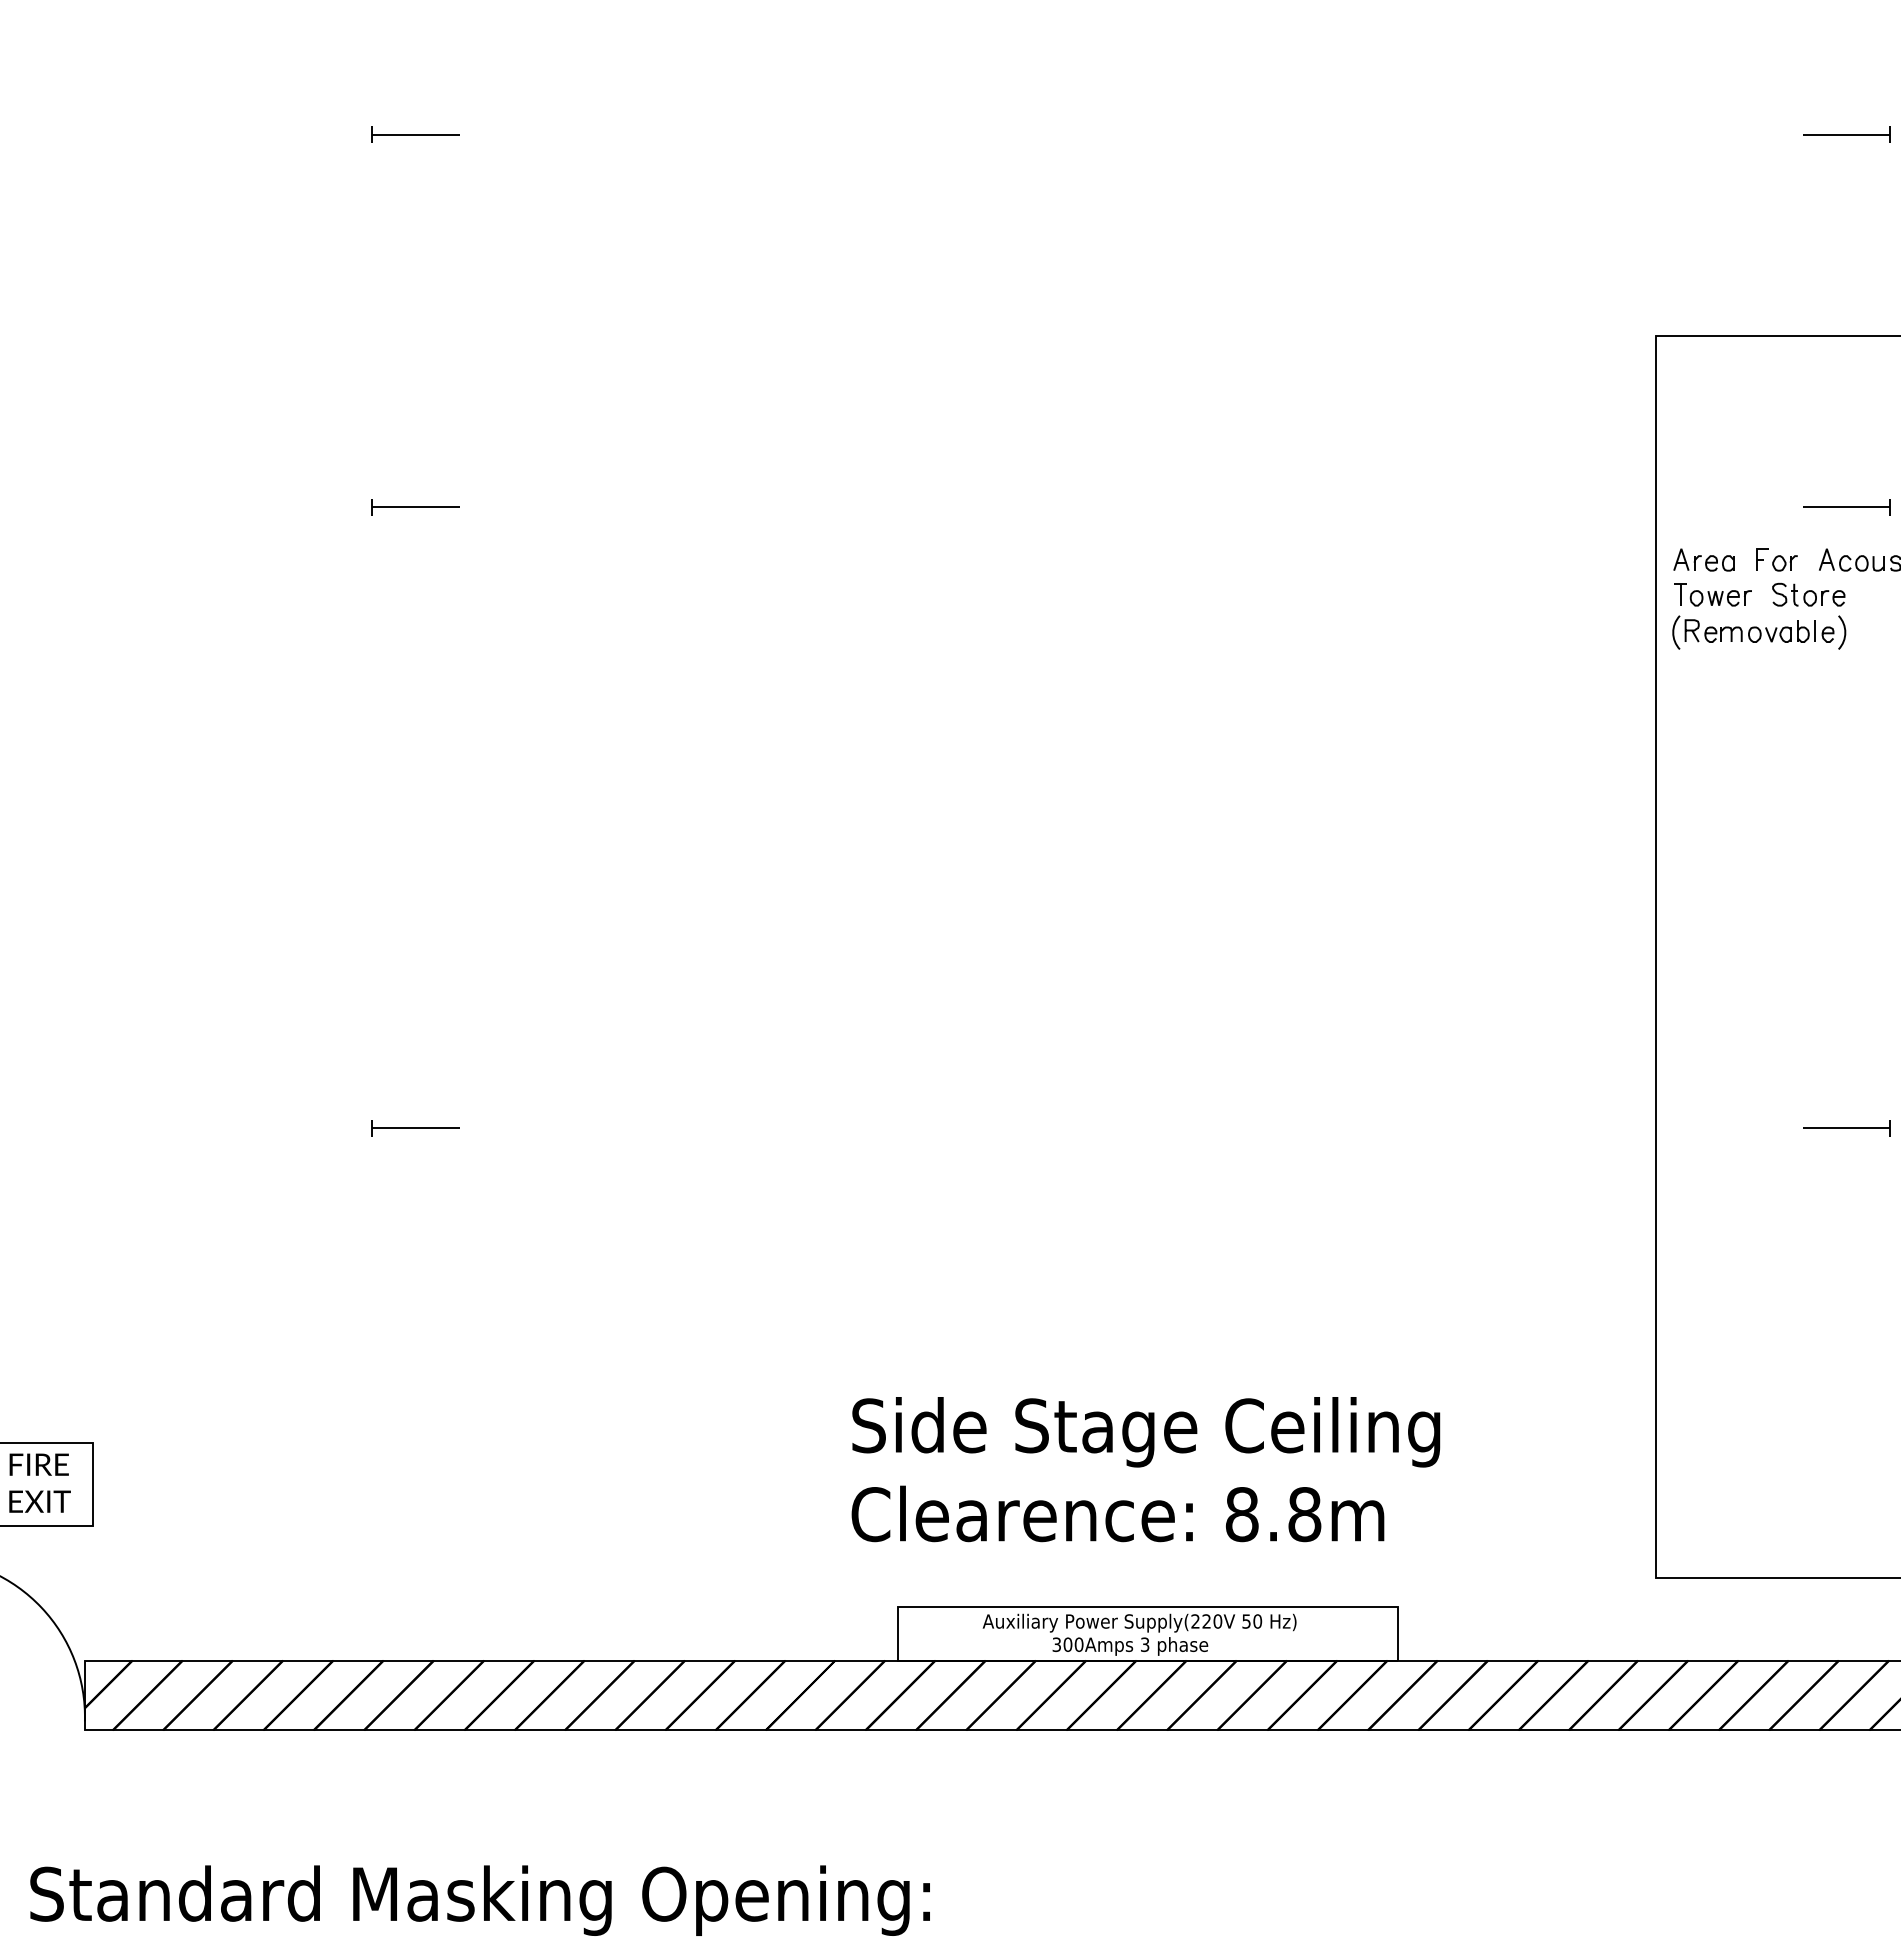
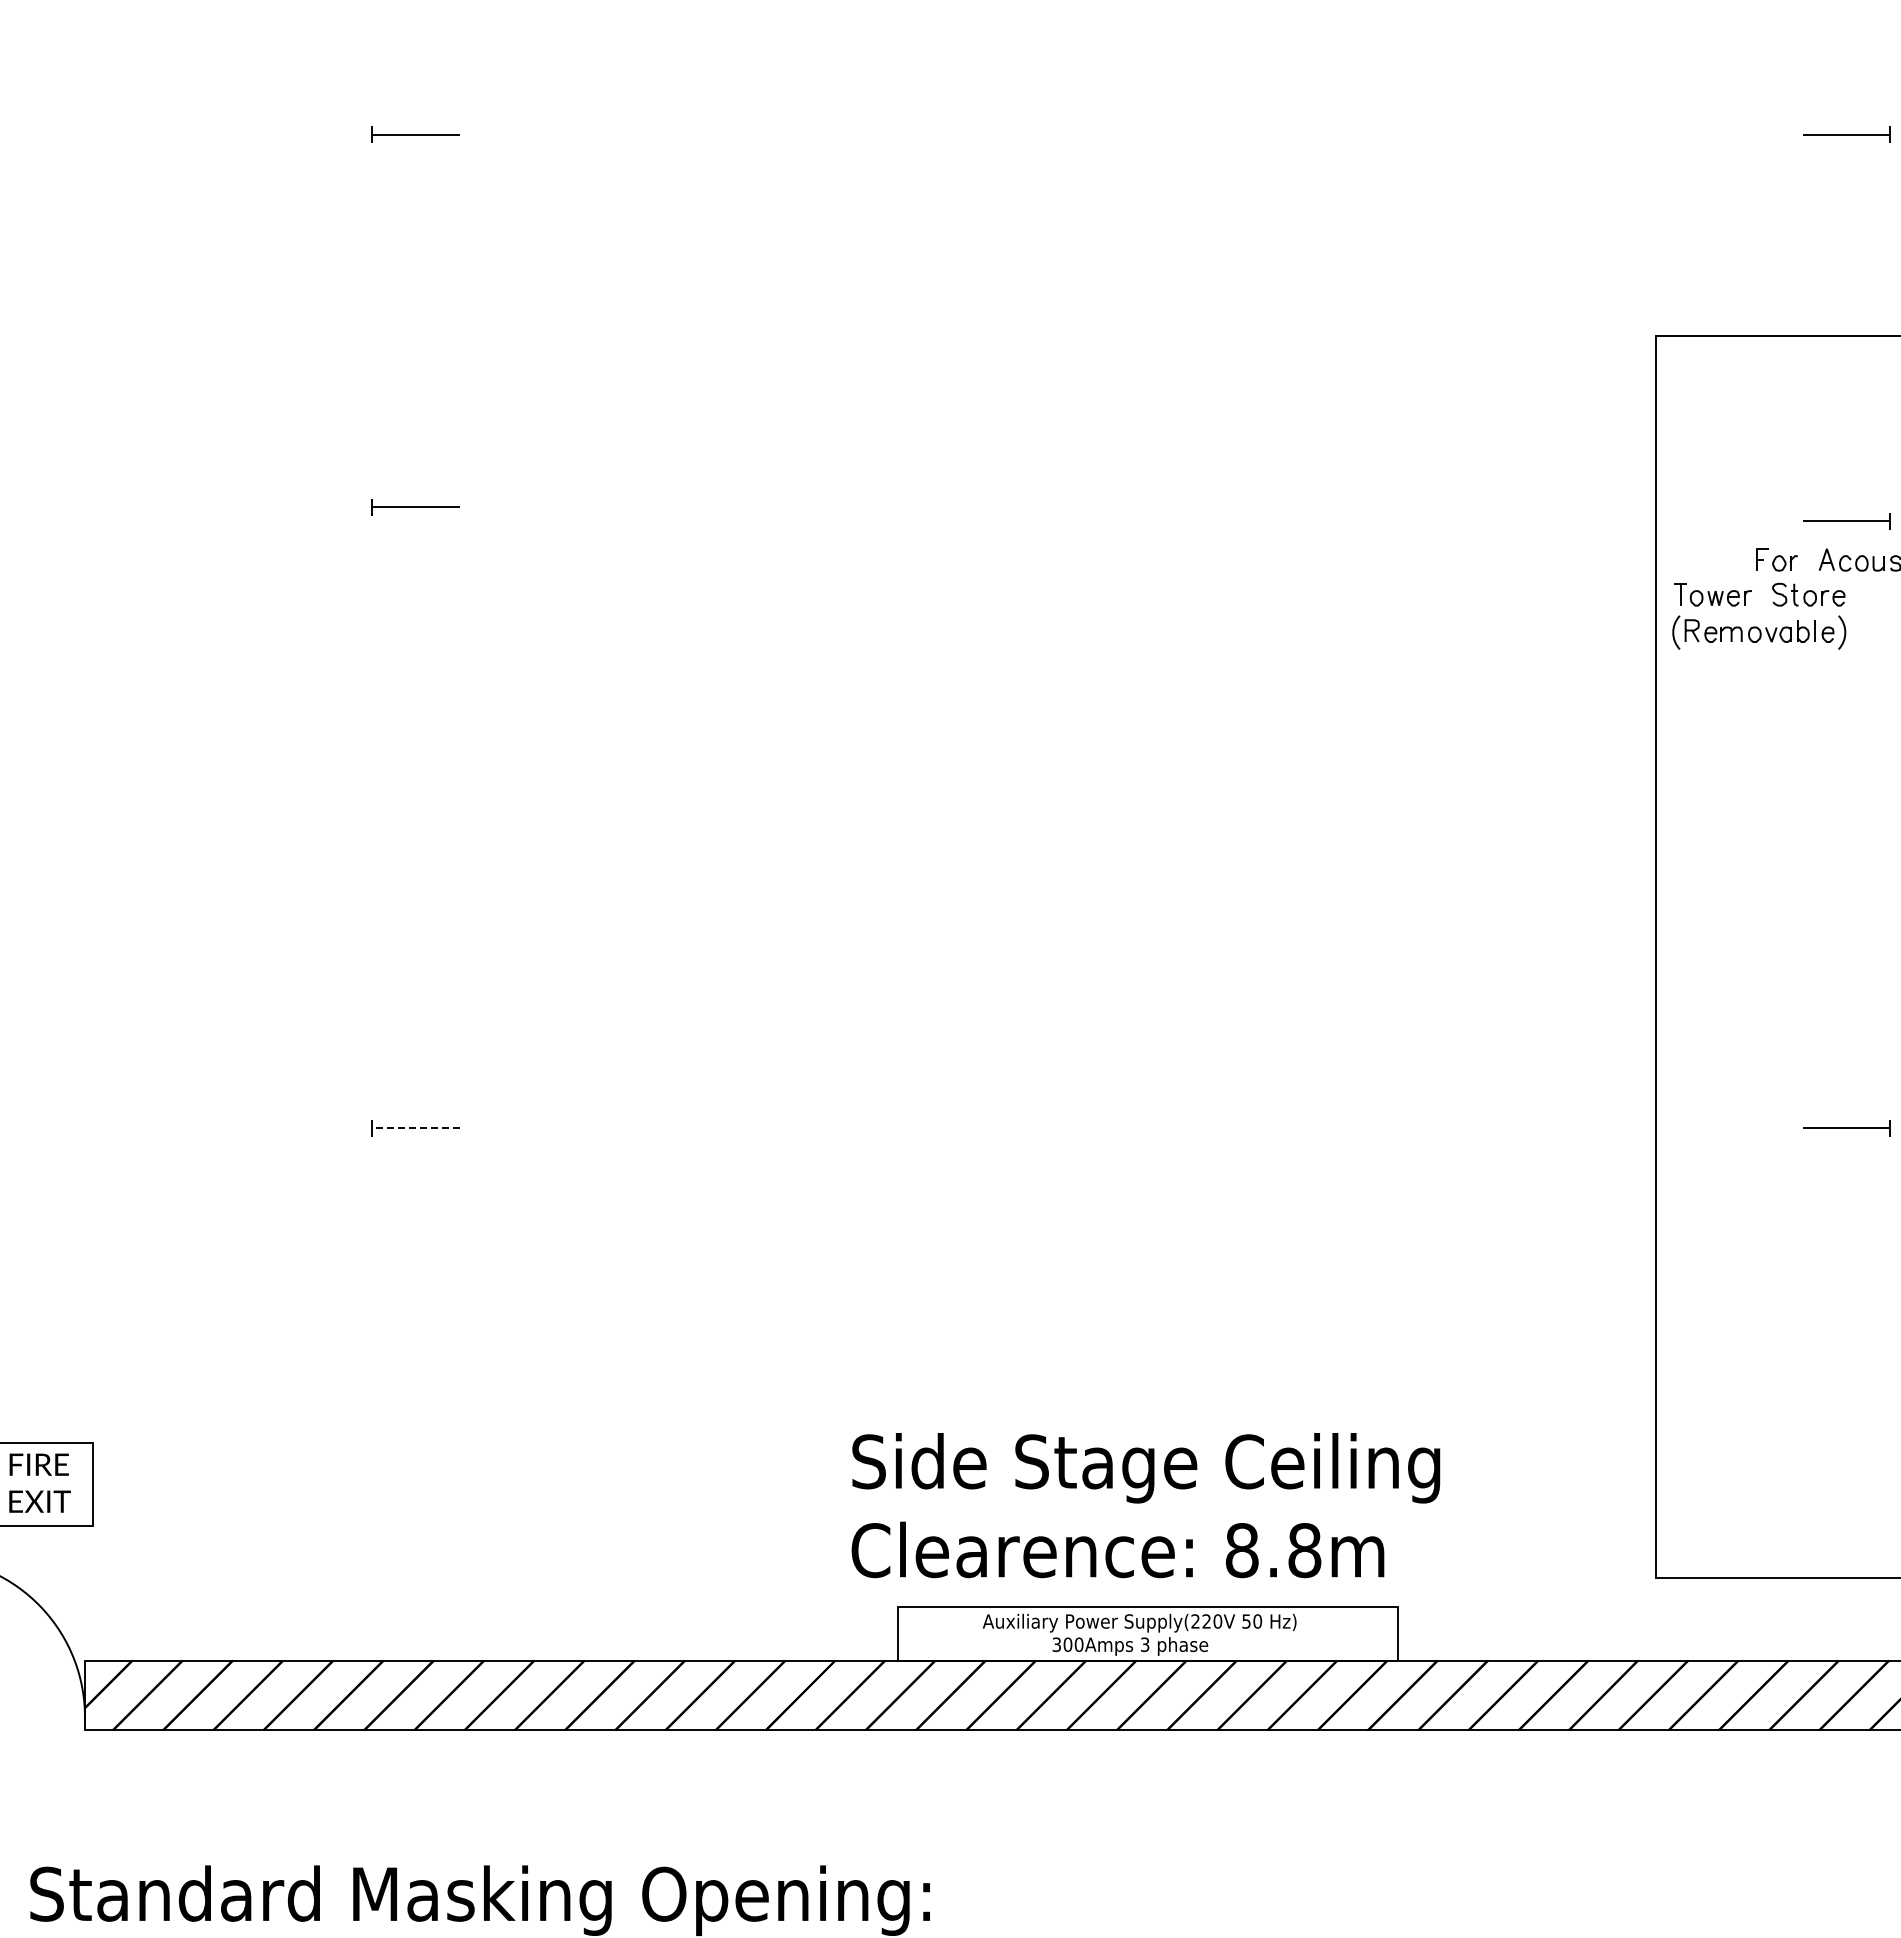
part position: (1846, 507) -> (1846, 521) (1846, 521)
part: present -> none (1703, 559)
line: solid -> dashed (416, 1128)
text position: (1145, 1469) -> (1145, 1505) (1145, 1505)
